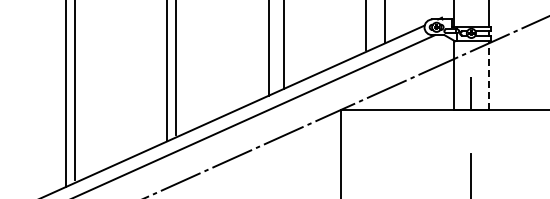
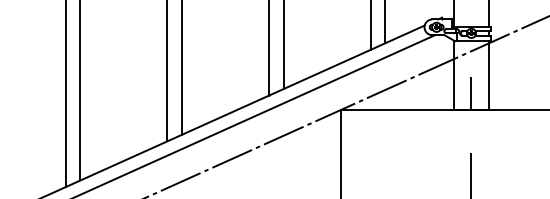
line position: (365, 25) -> (370, 25) (370, 25)
line position: (175, 68) -> (181, 68) (181, 68)
line: dashed -> solid (489, 75)
line position: (75, 91) -> (80, 91) (80, 91)
